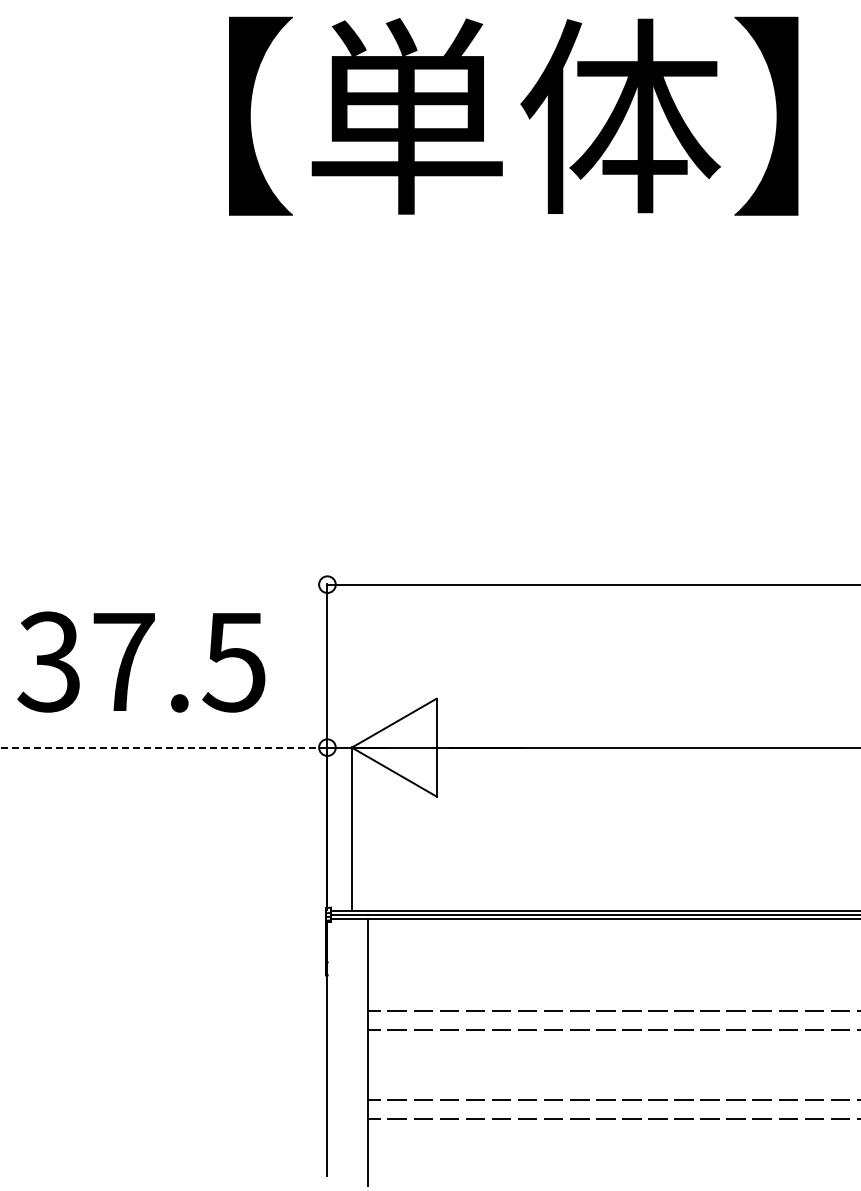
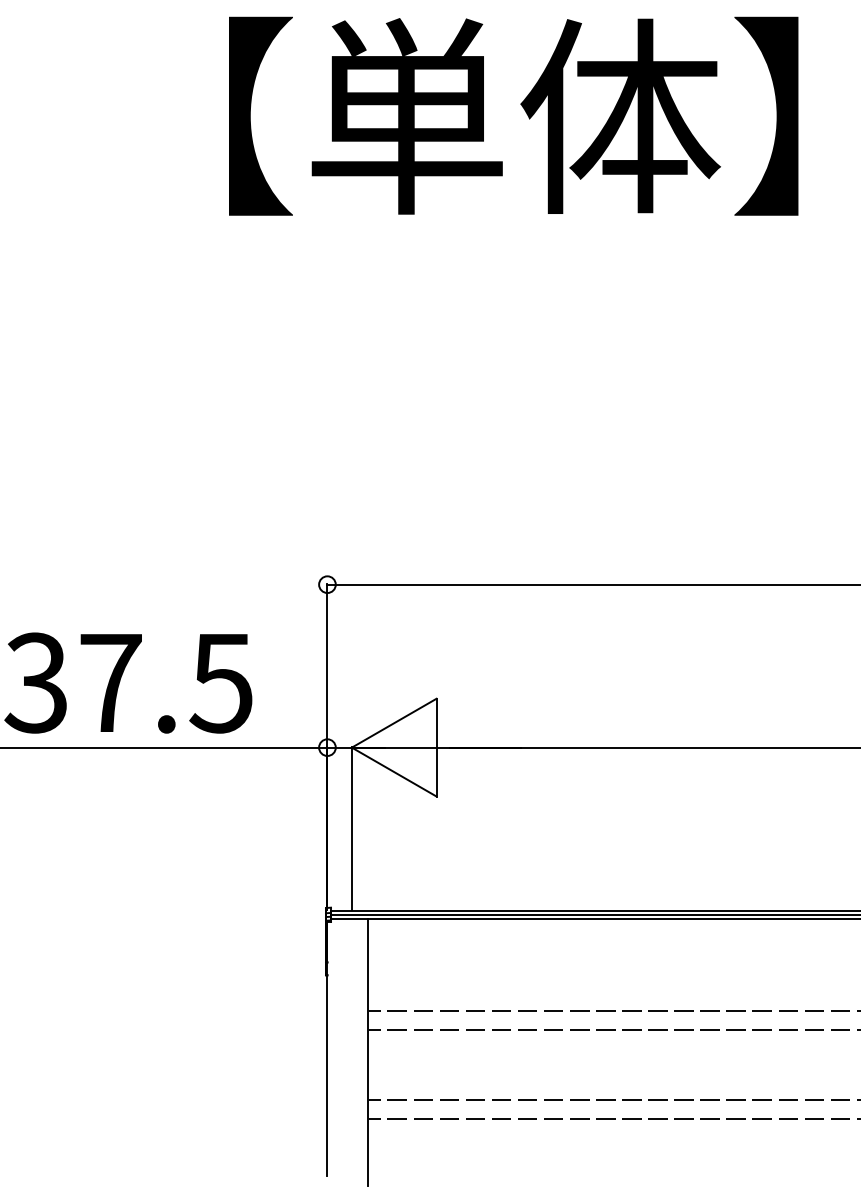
text position: (141, 661) -> (128, 682) (128, 682)
line: dashed -> solid (163, 747)
